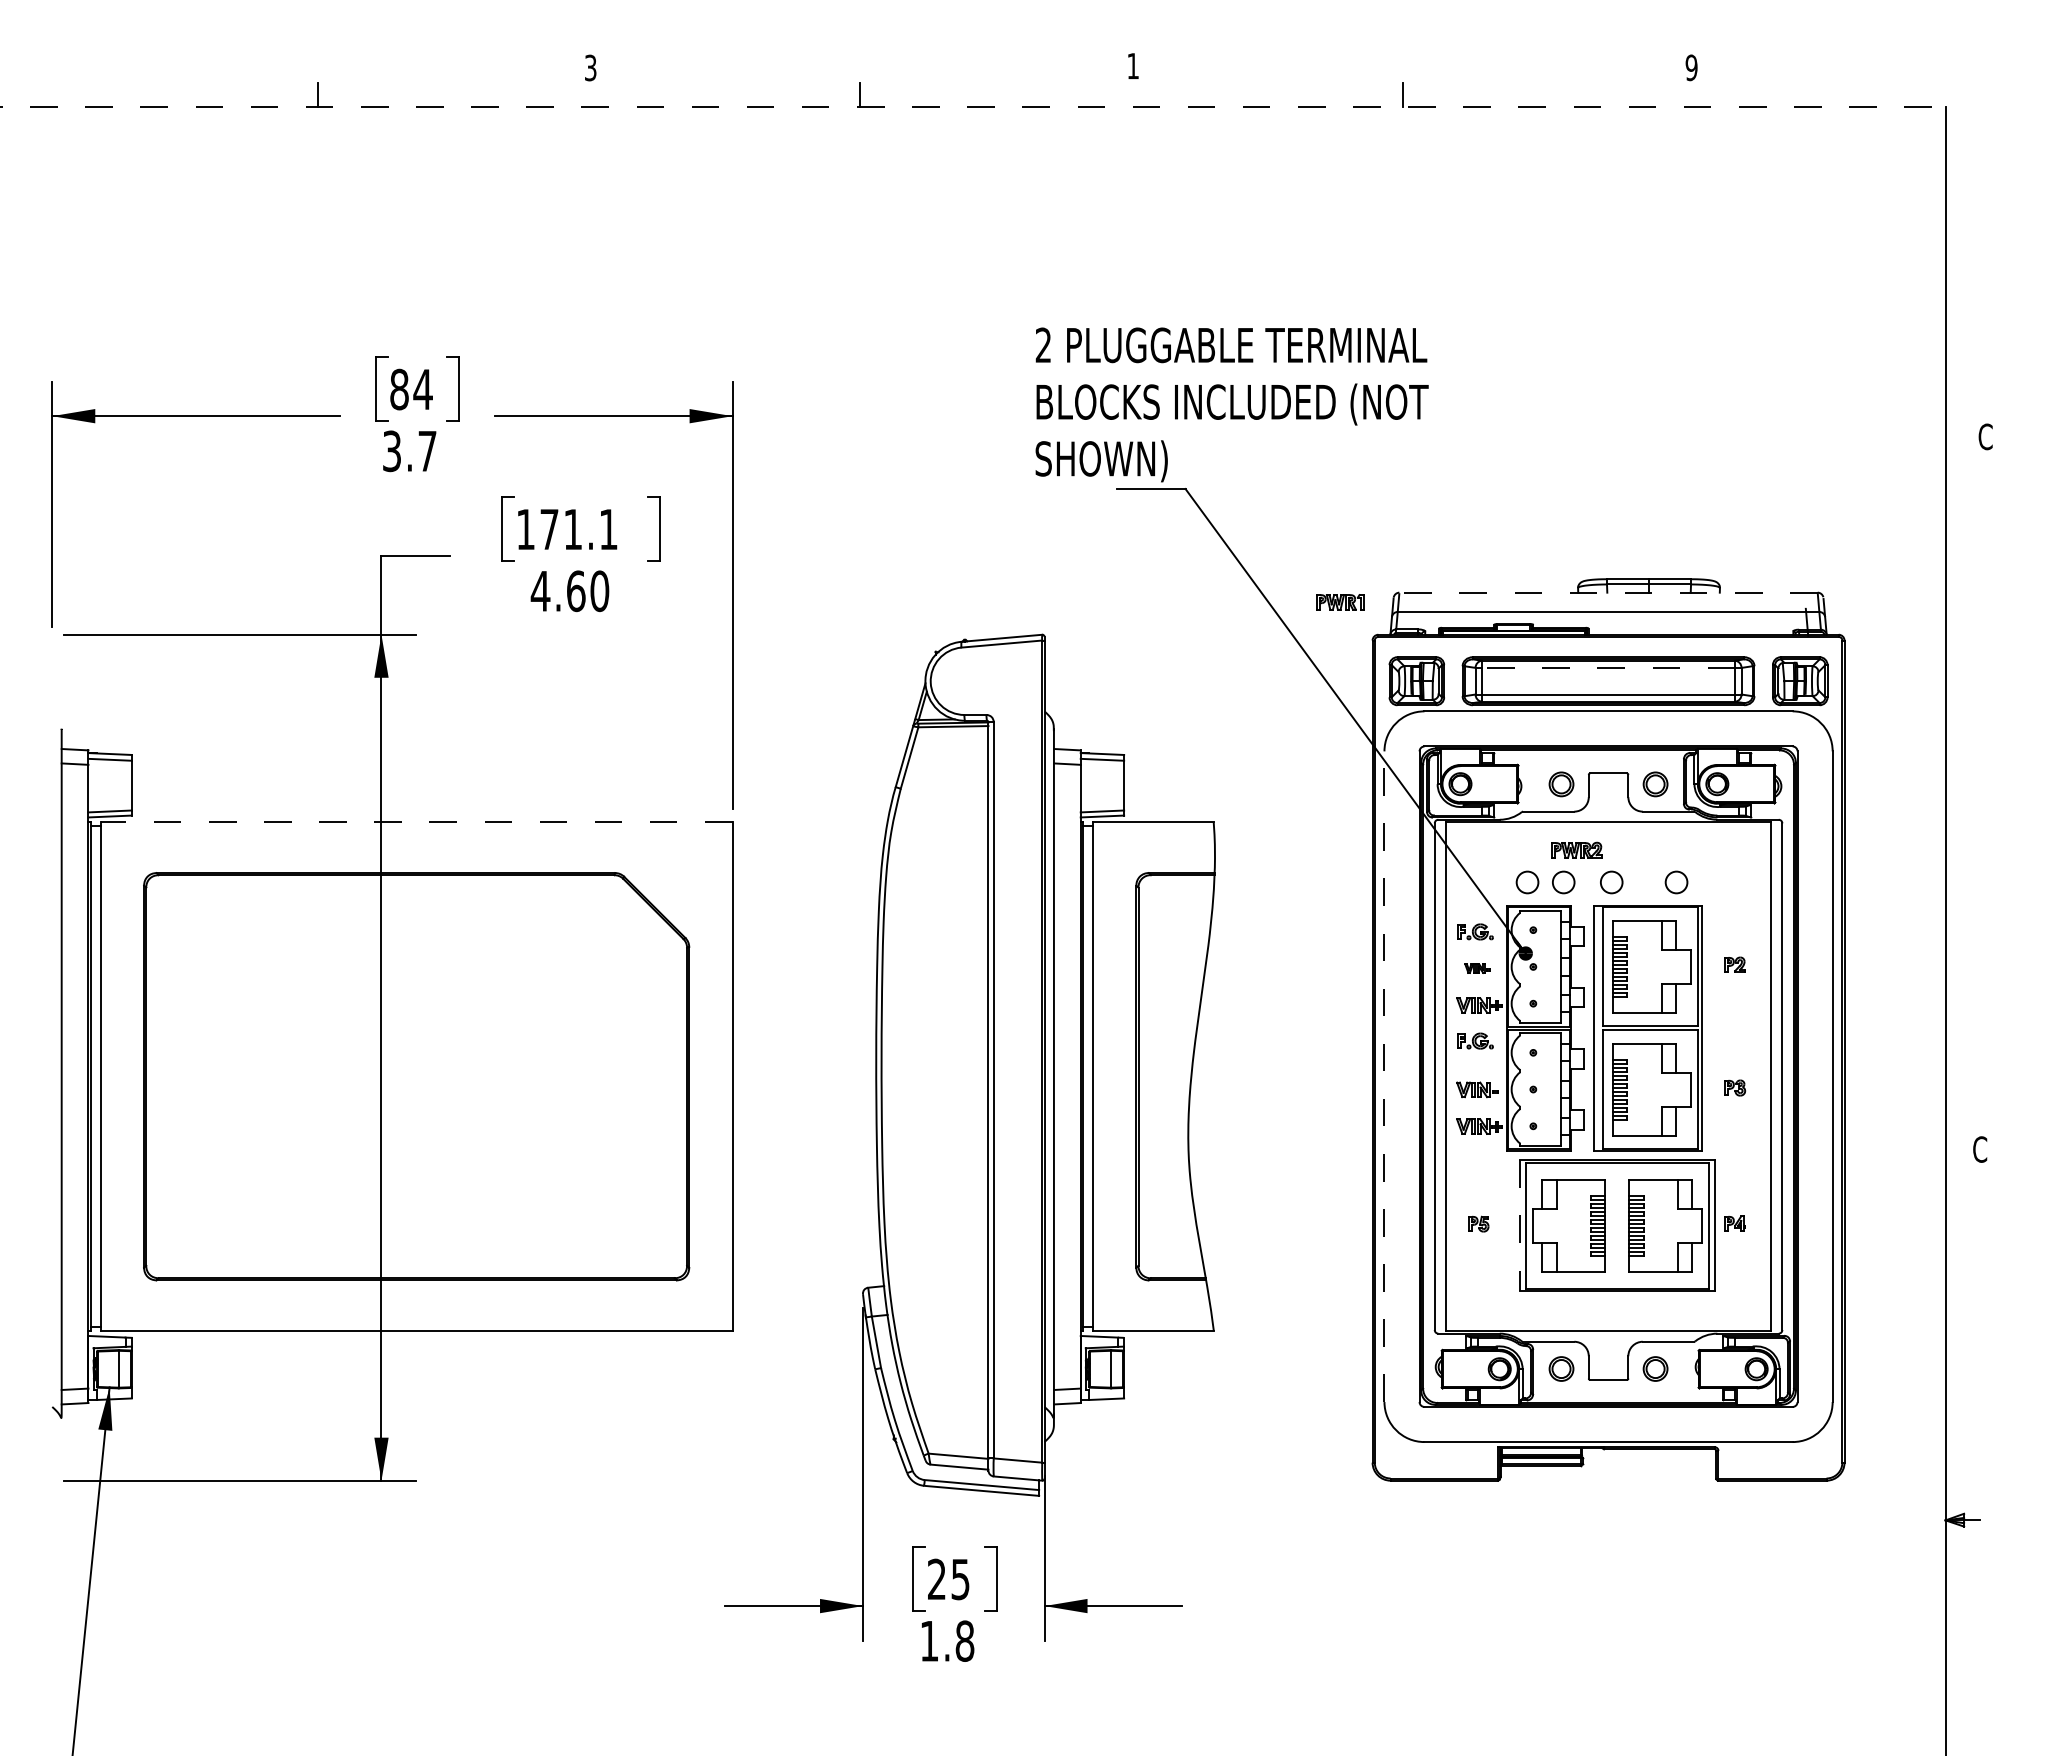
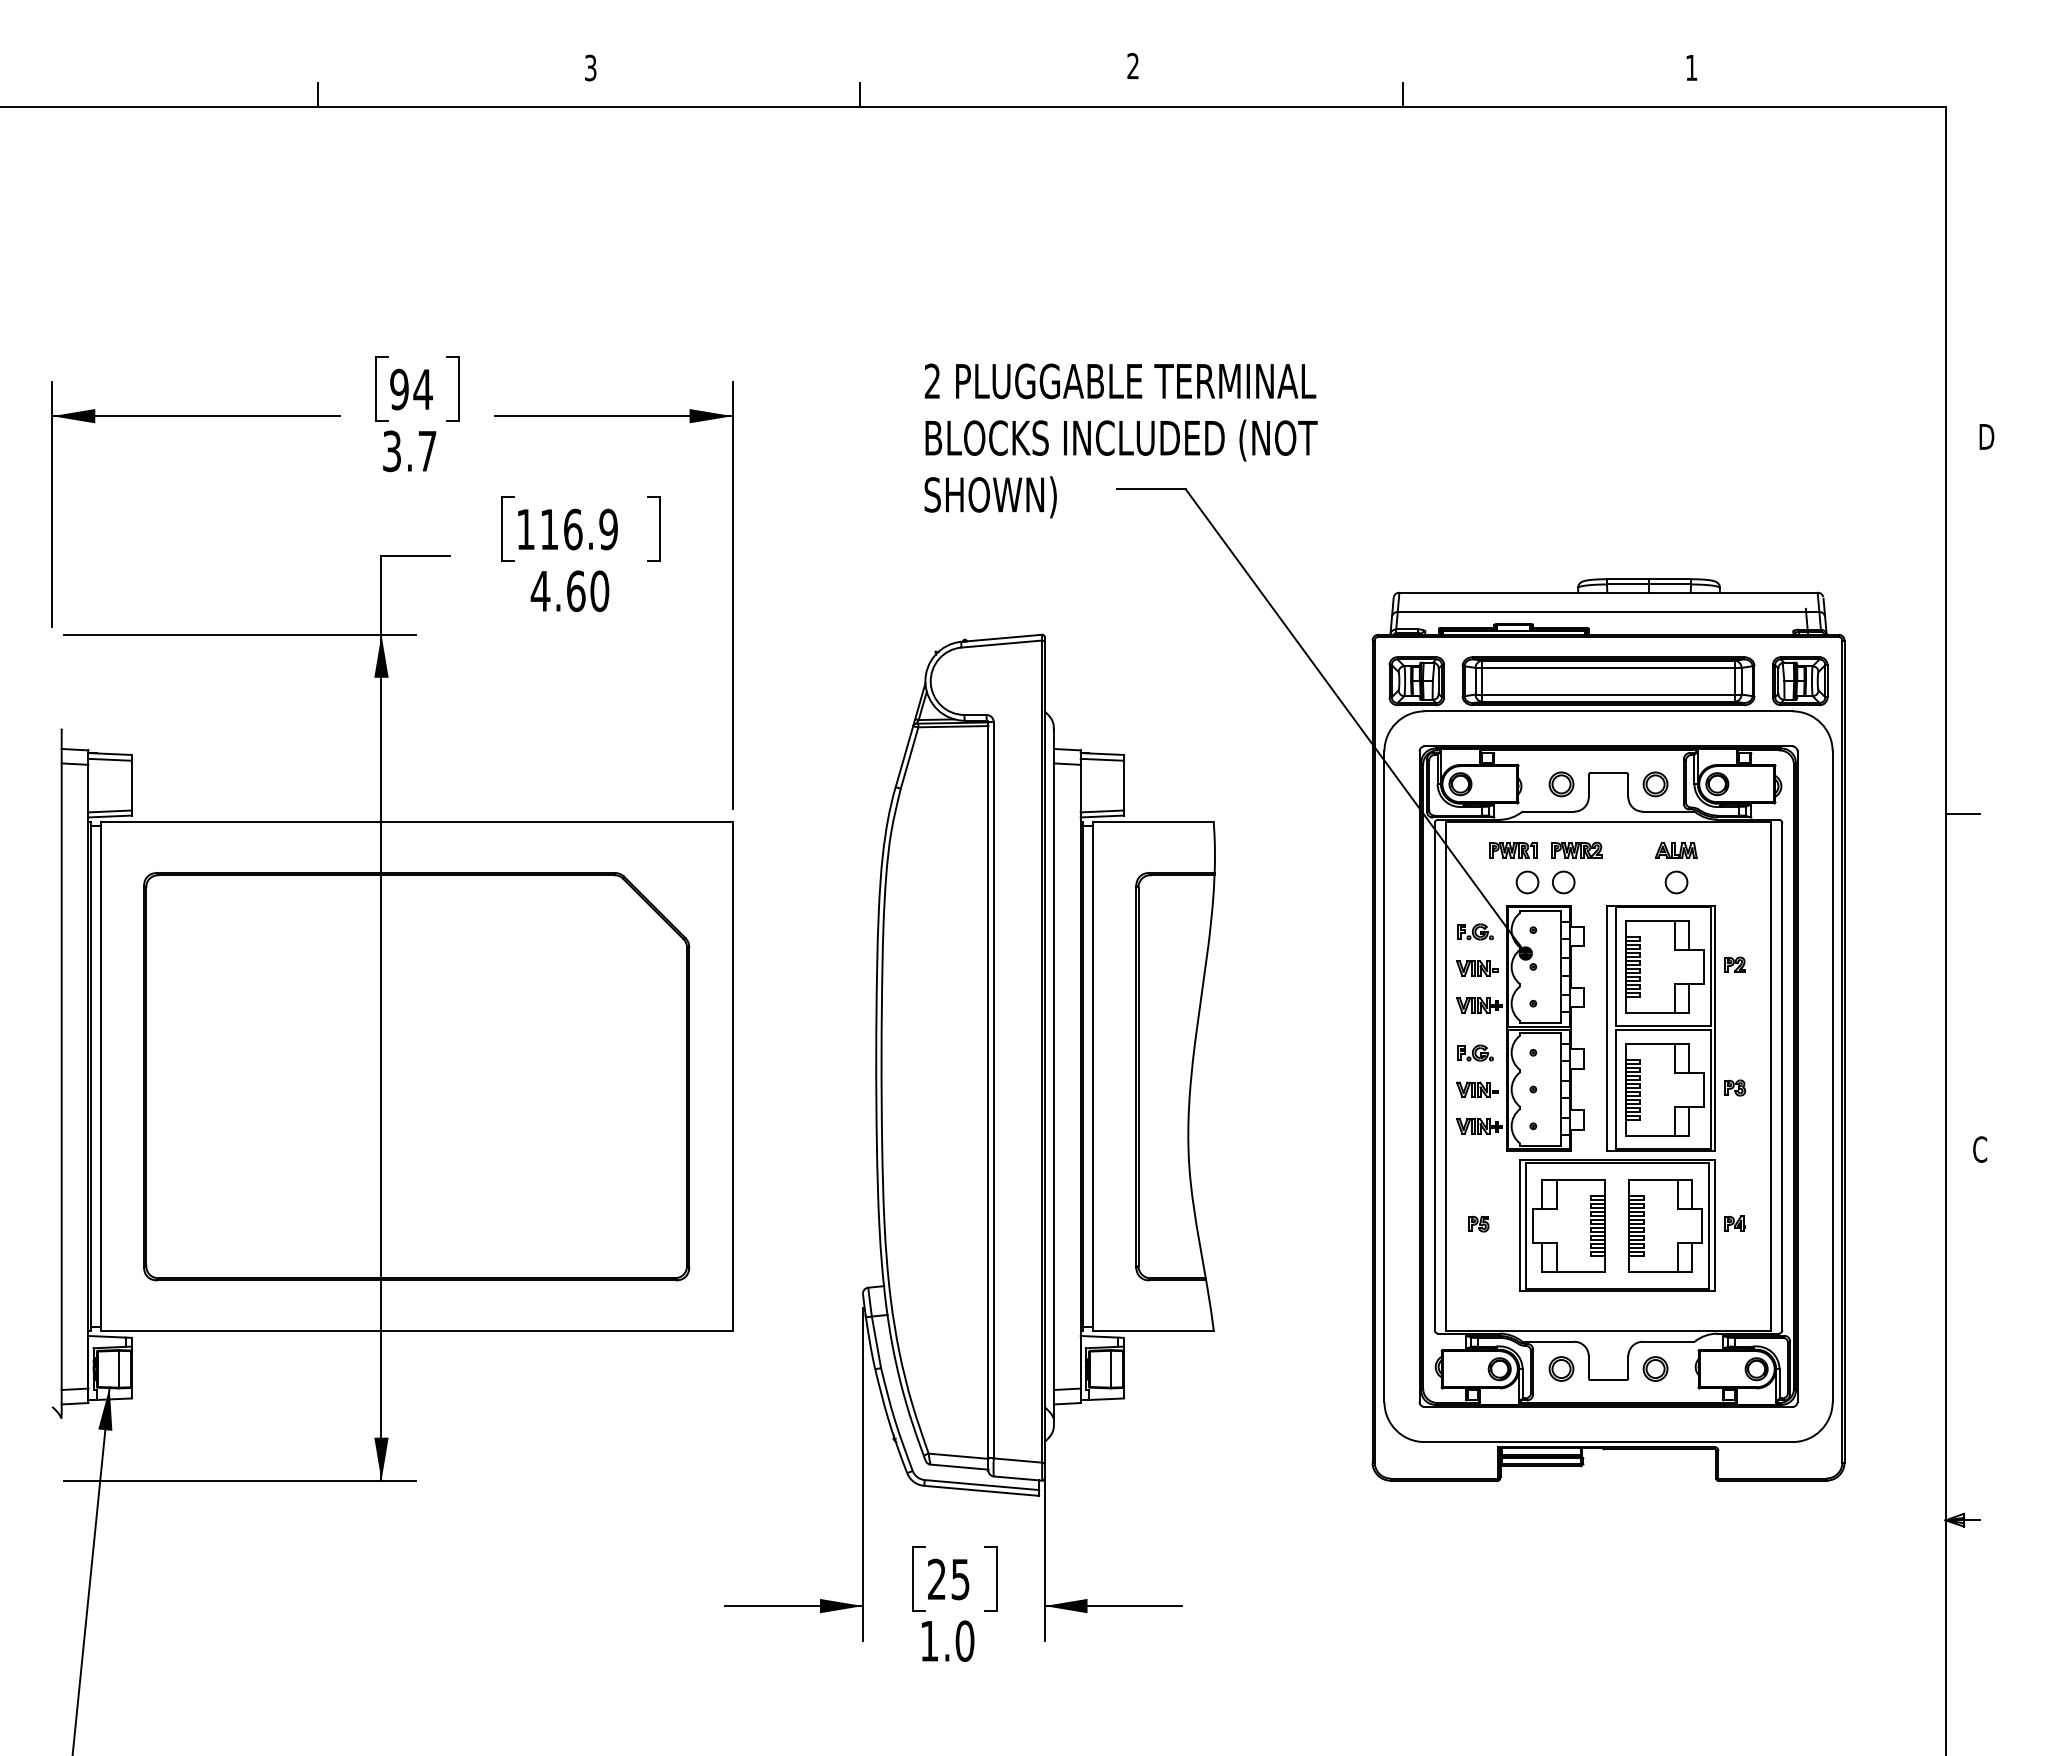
text: 1 -> 2 (1132, 65)
text: 9 -> 1 (1691, 67)
line: dashed -> solid (973, 106)
text: 84 -> 94 (399, 389)
text position: (1231, 404) -> (1120, 440) (1120, 440)
text: C -> D (1986, 436)
text: 171.1 -> 116.9 (578, 529)
line: dashed -> solid (1608, 592)
part position: (1340, 602) -> (1513, 850) (1513, 850)
line: dashed -> solid (1608, 667)
line: none -> present (1962, 814)
line: dashed -> solid (416, 822)
part: none -> present (1675, 850)
circle: present -> none (1611, 882)
part size: 27x11 px -> 43x17 px (1477, 968)
part position: (1647, 1028) -> (1660, 1028) (1660, 1028)
part position: (1475, 1040) -> (1475, 1052) (1475, 1052)
line: dashed -> solid (1384, 1076)
line: dashed -> solid (1519, 1226)
text: 1.8 -> 1.0 (964, 1640)
